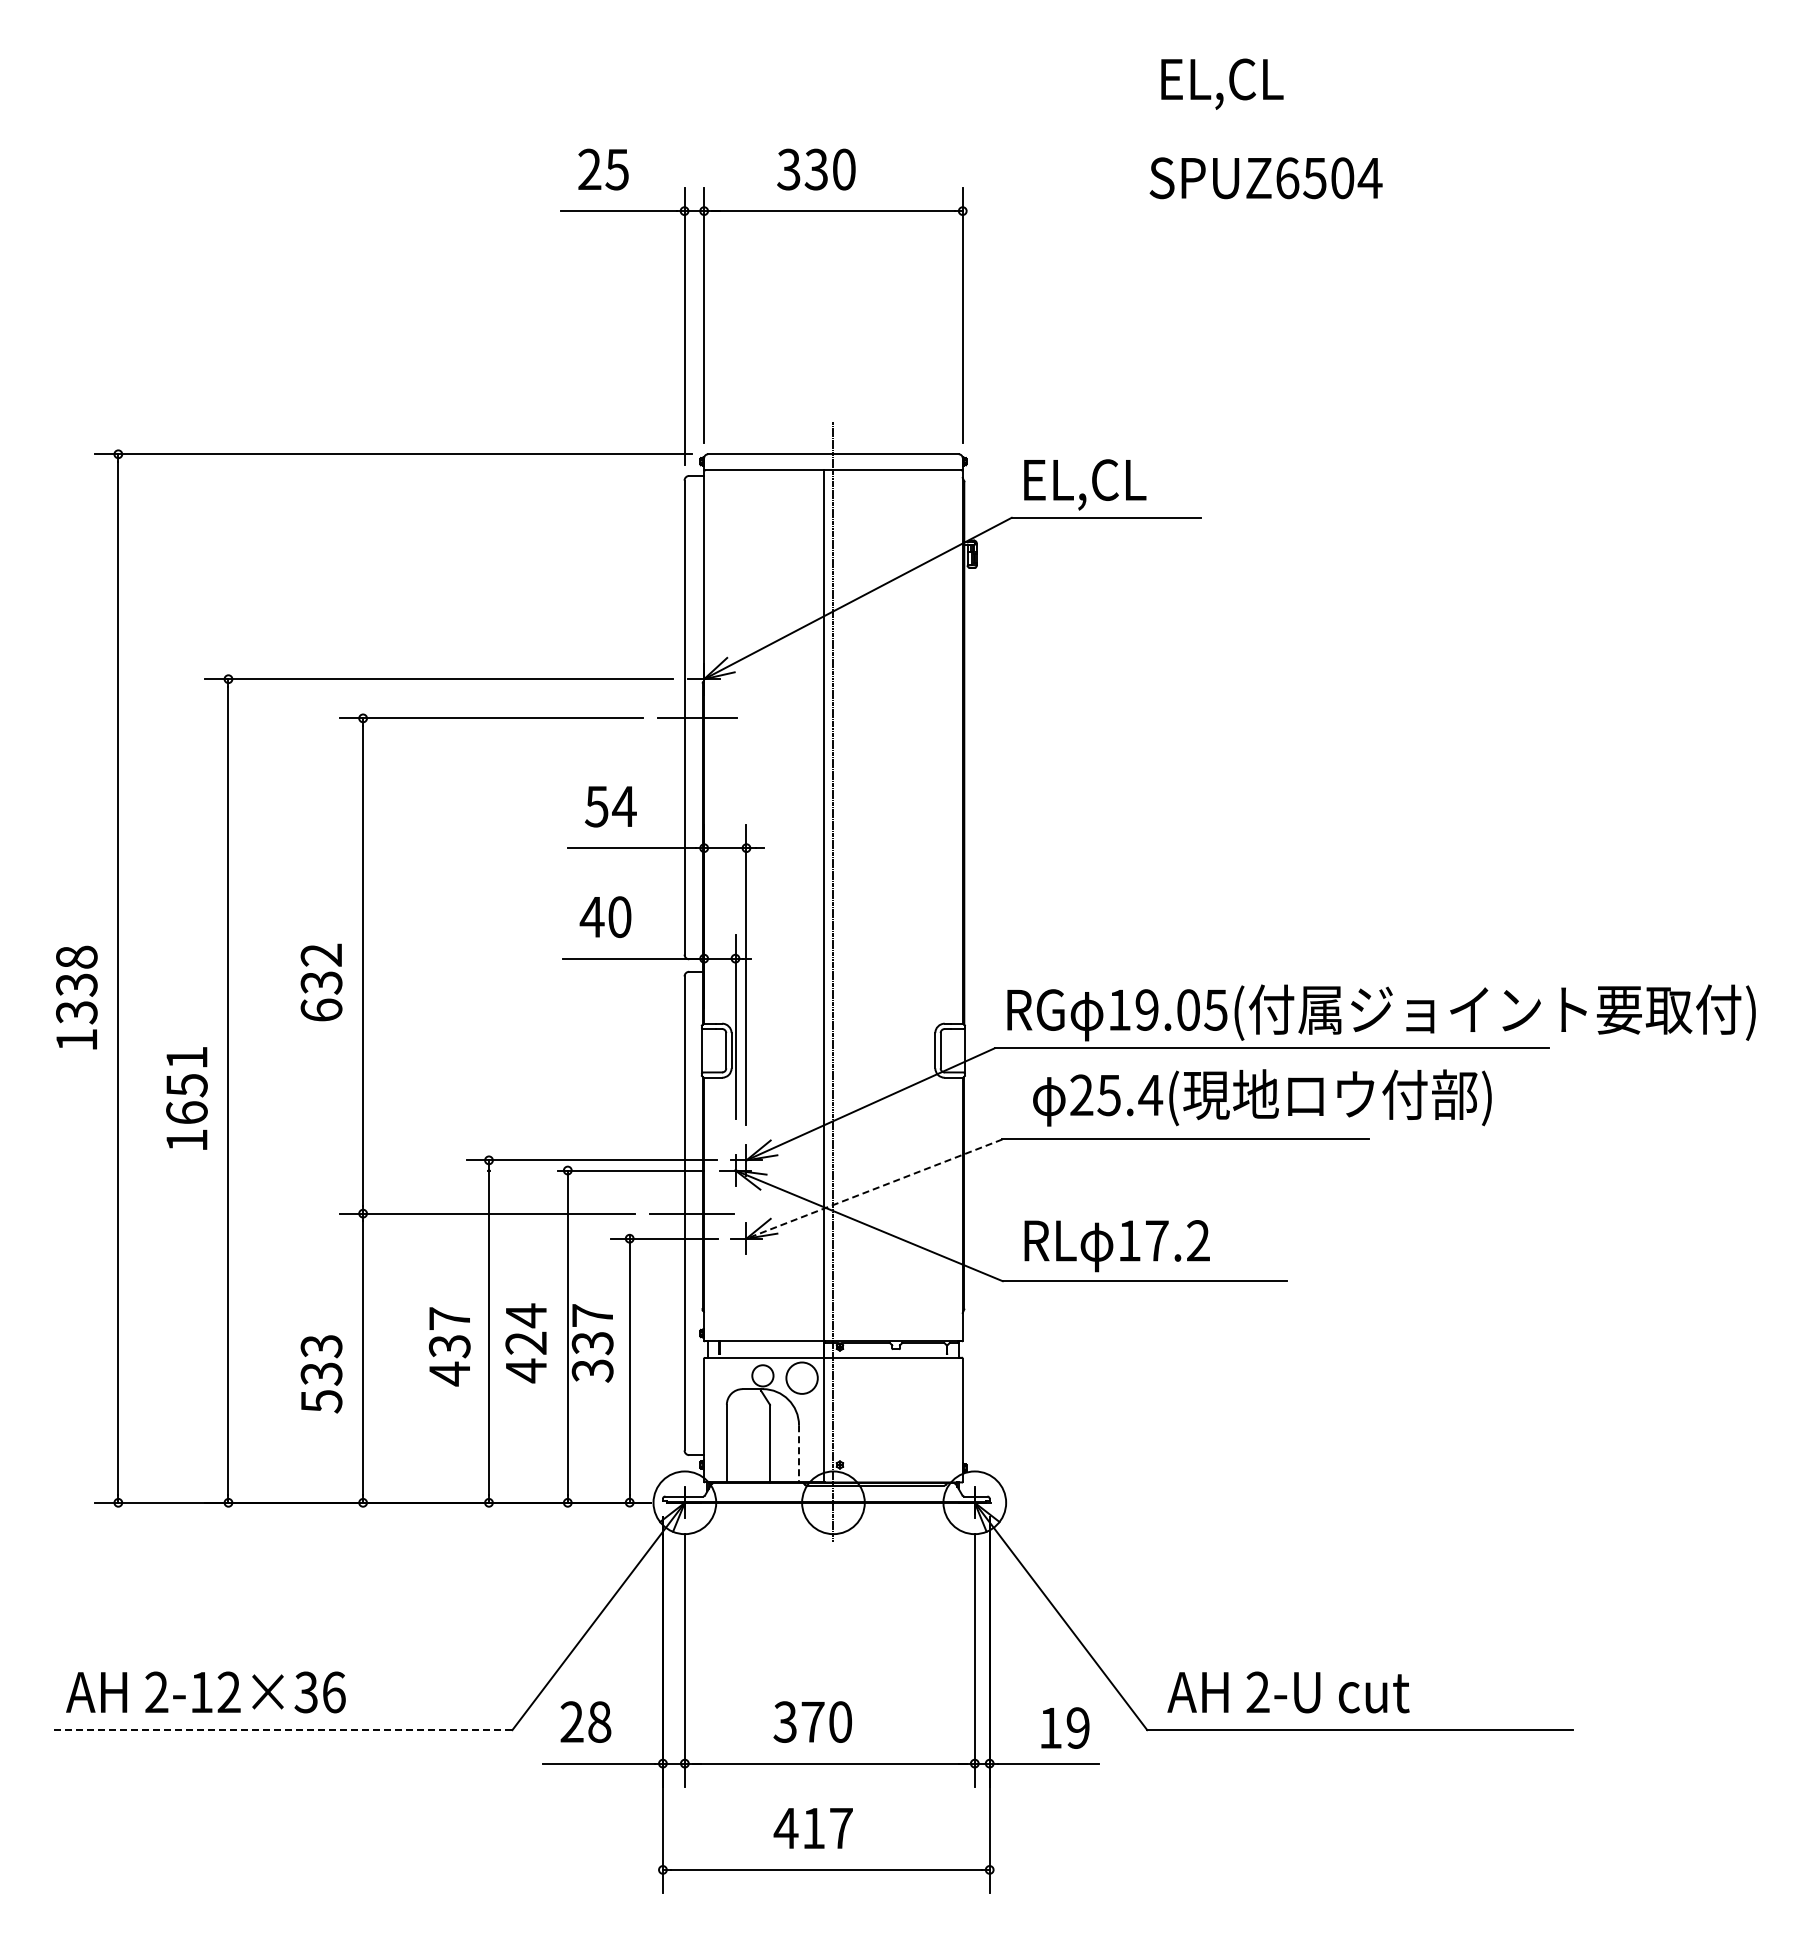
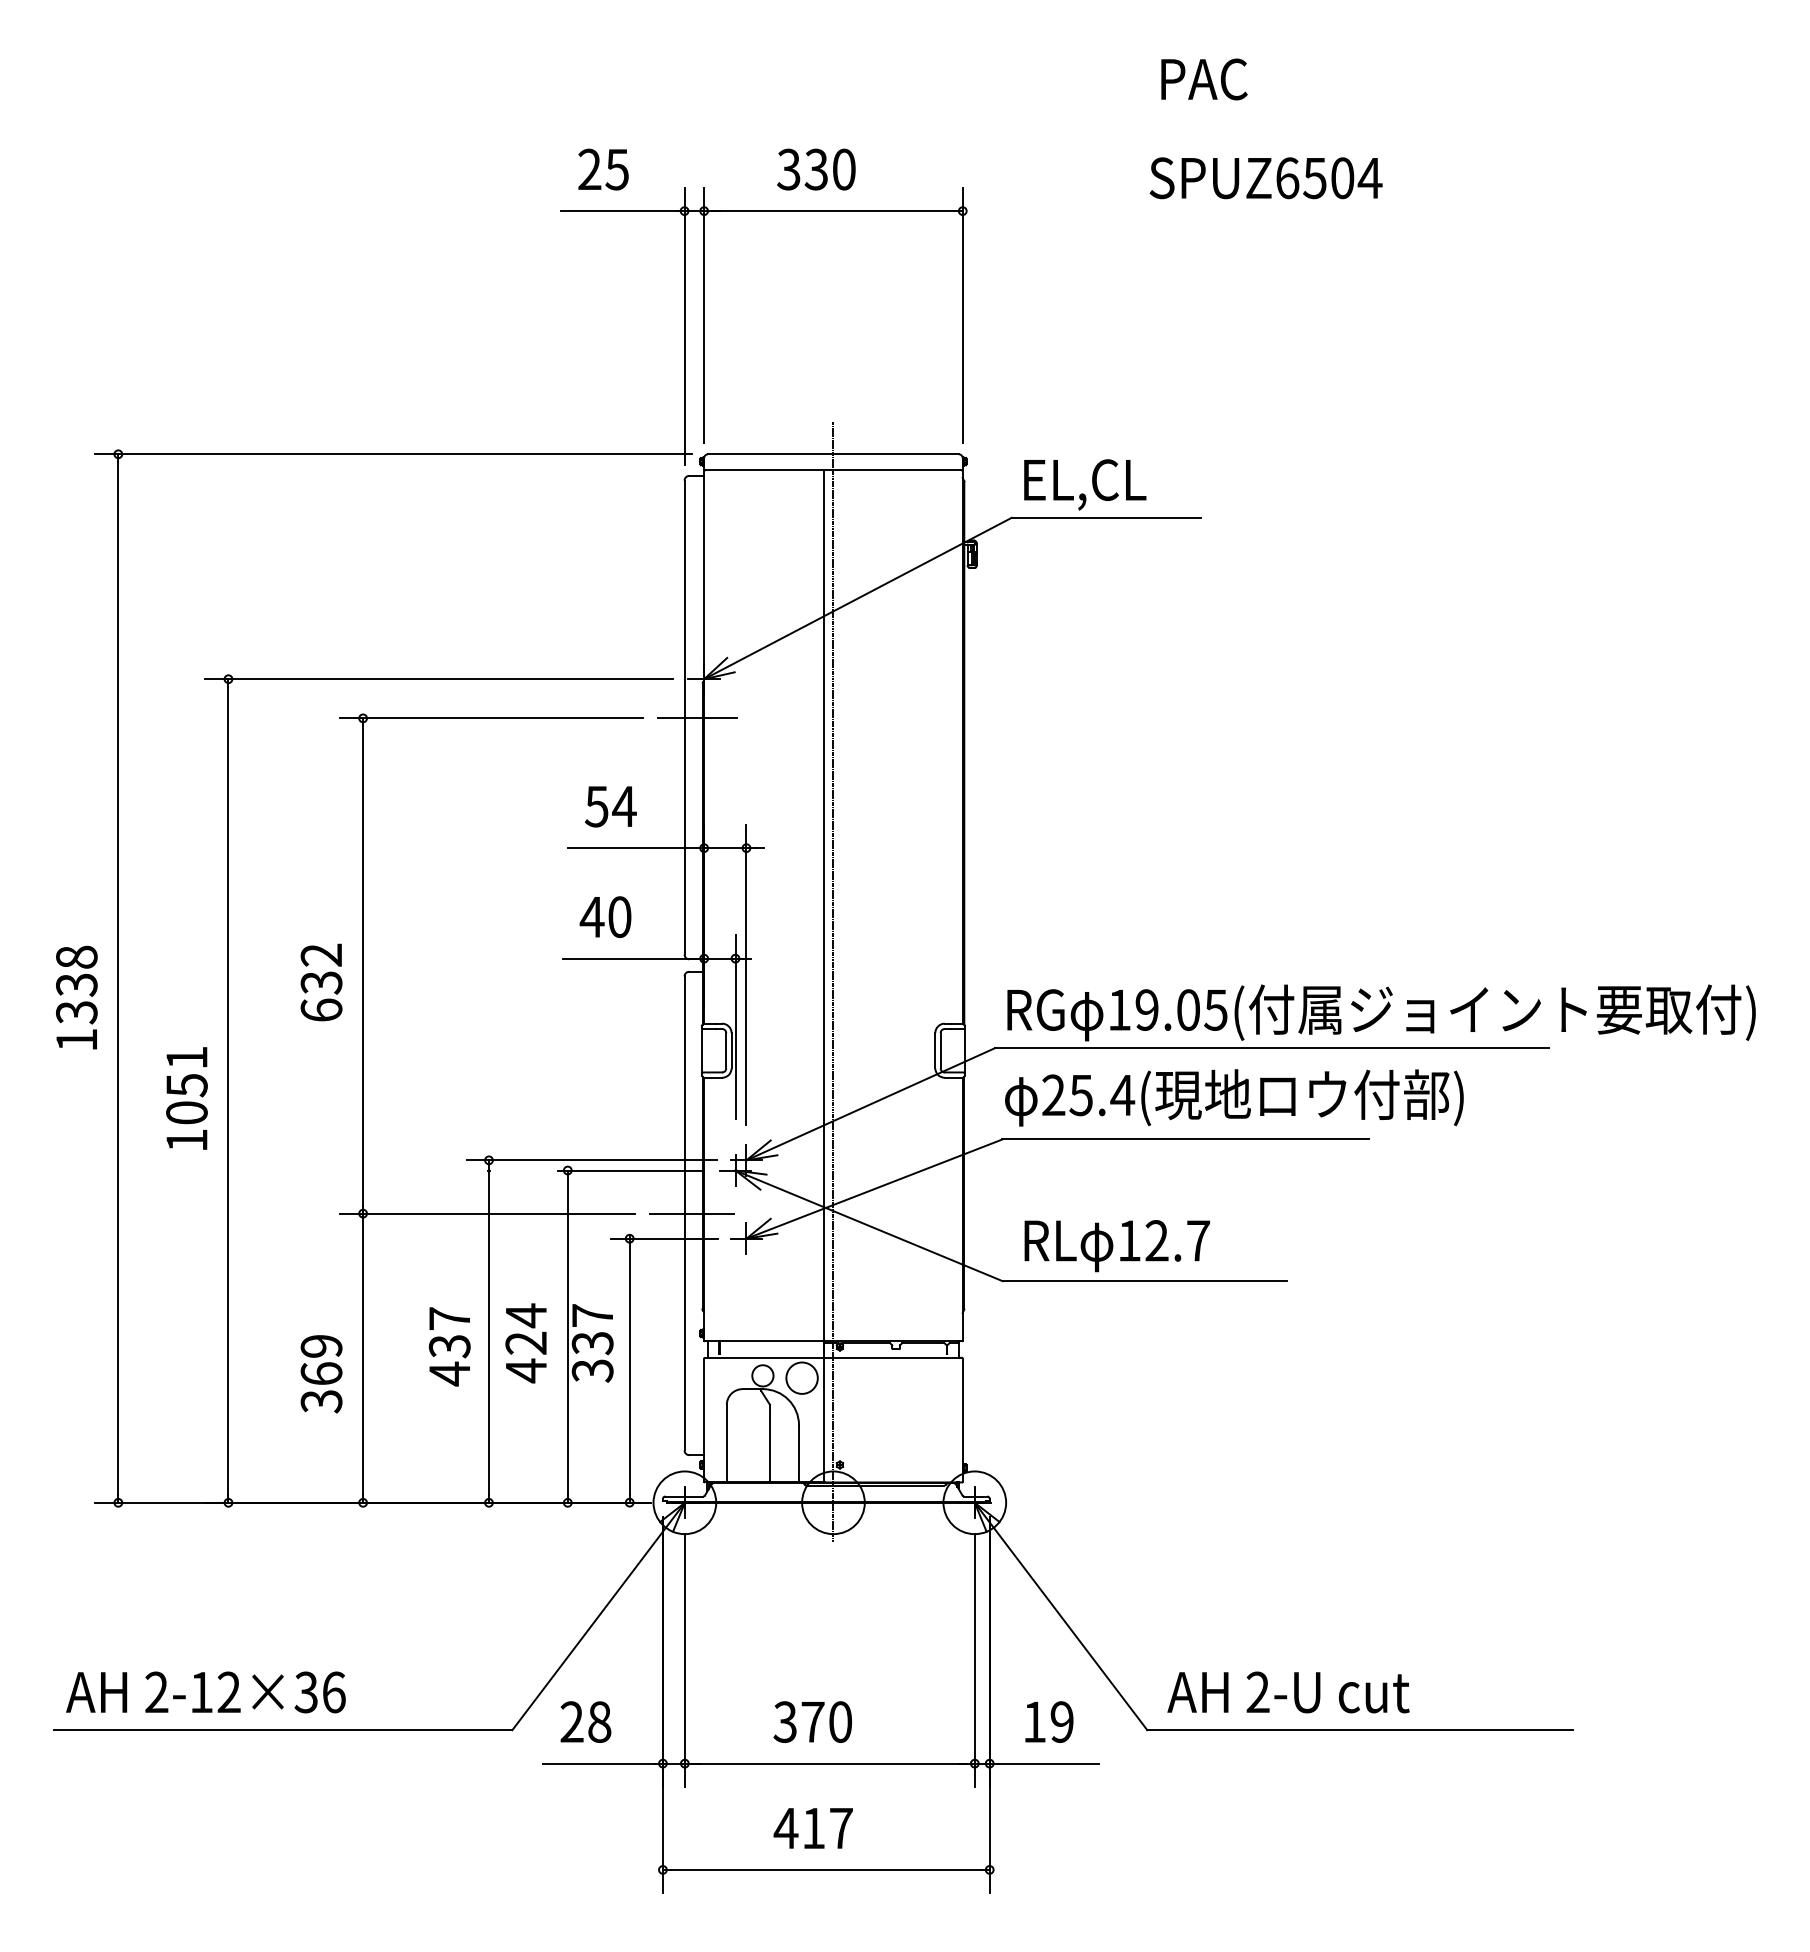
text: EL,CL -> PAC (1224, 83)
text position: (1262, 1097) -> (1234, 1097) (1234, 1097)
text: 1651 -> 1051 (186, 1112)
line: dashed -> solid (873, 1189)
text: 17.2 -> 12.7 (1177, 1240)
text: 533 -> 369 (321, 1374)
line: dashed -> solid (798, 1453)
text position: (1065, 1727) -> (1049, 1721) (1049, 1721)
line: dashed -> solid (283, 1730)
